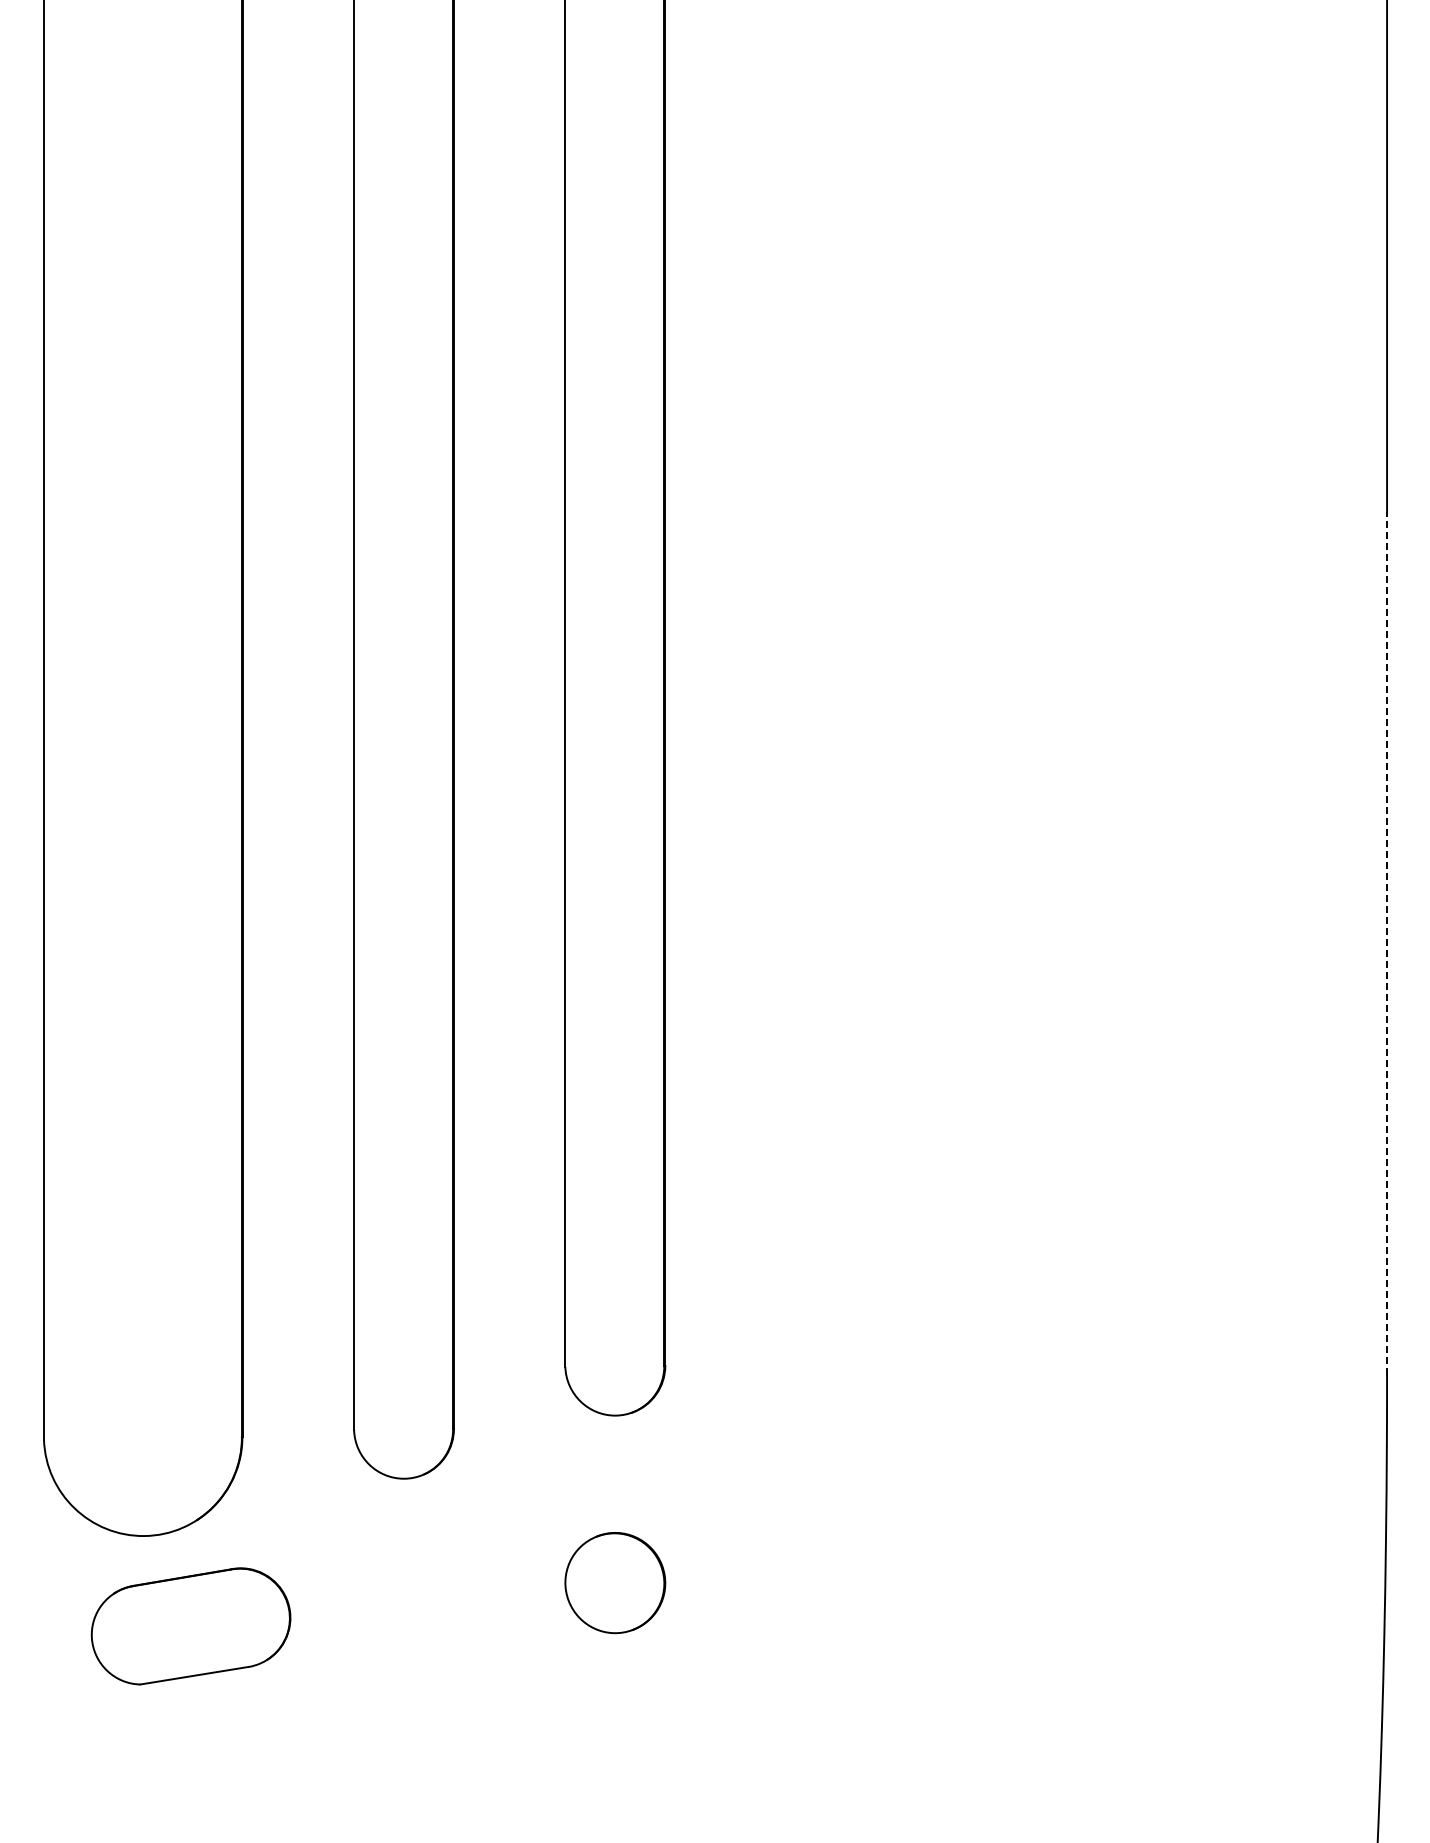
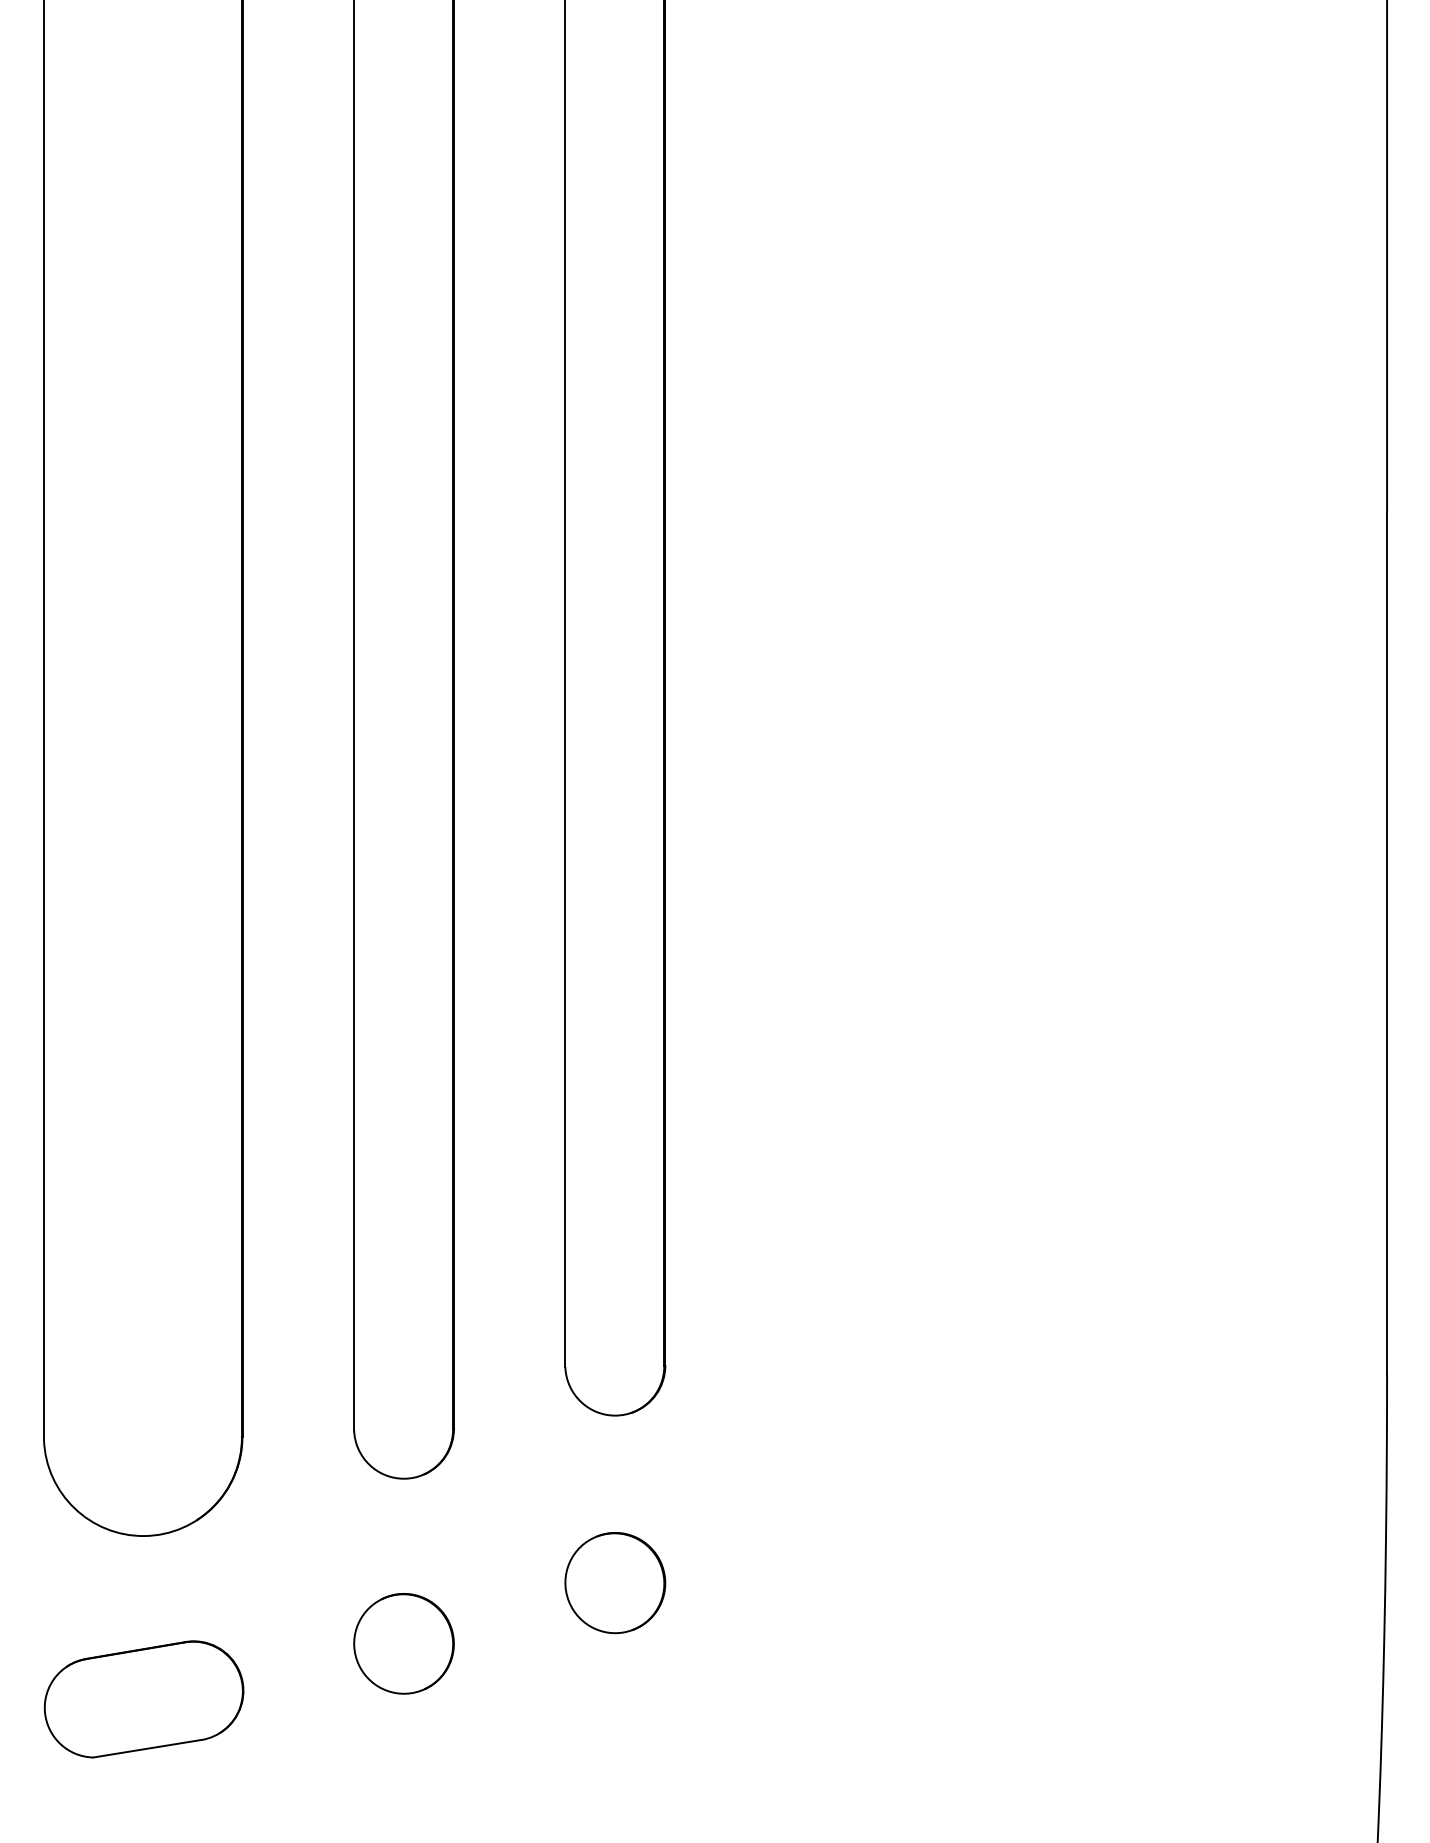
line: dashed -> solid (1387, 943)
part position: (190, 1626) -> (143, 1699) (143, 1699)
part: none -> present (403, 1643)
